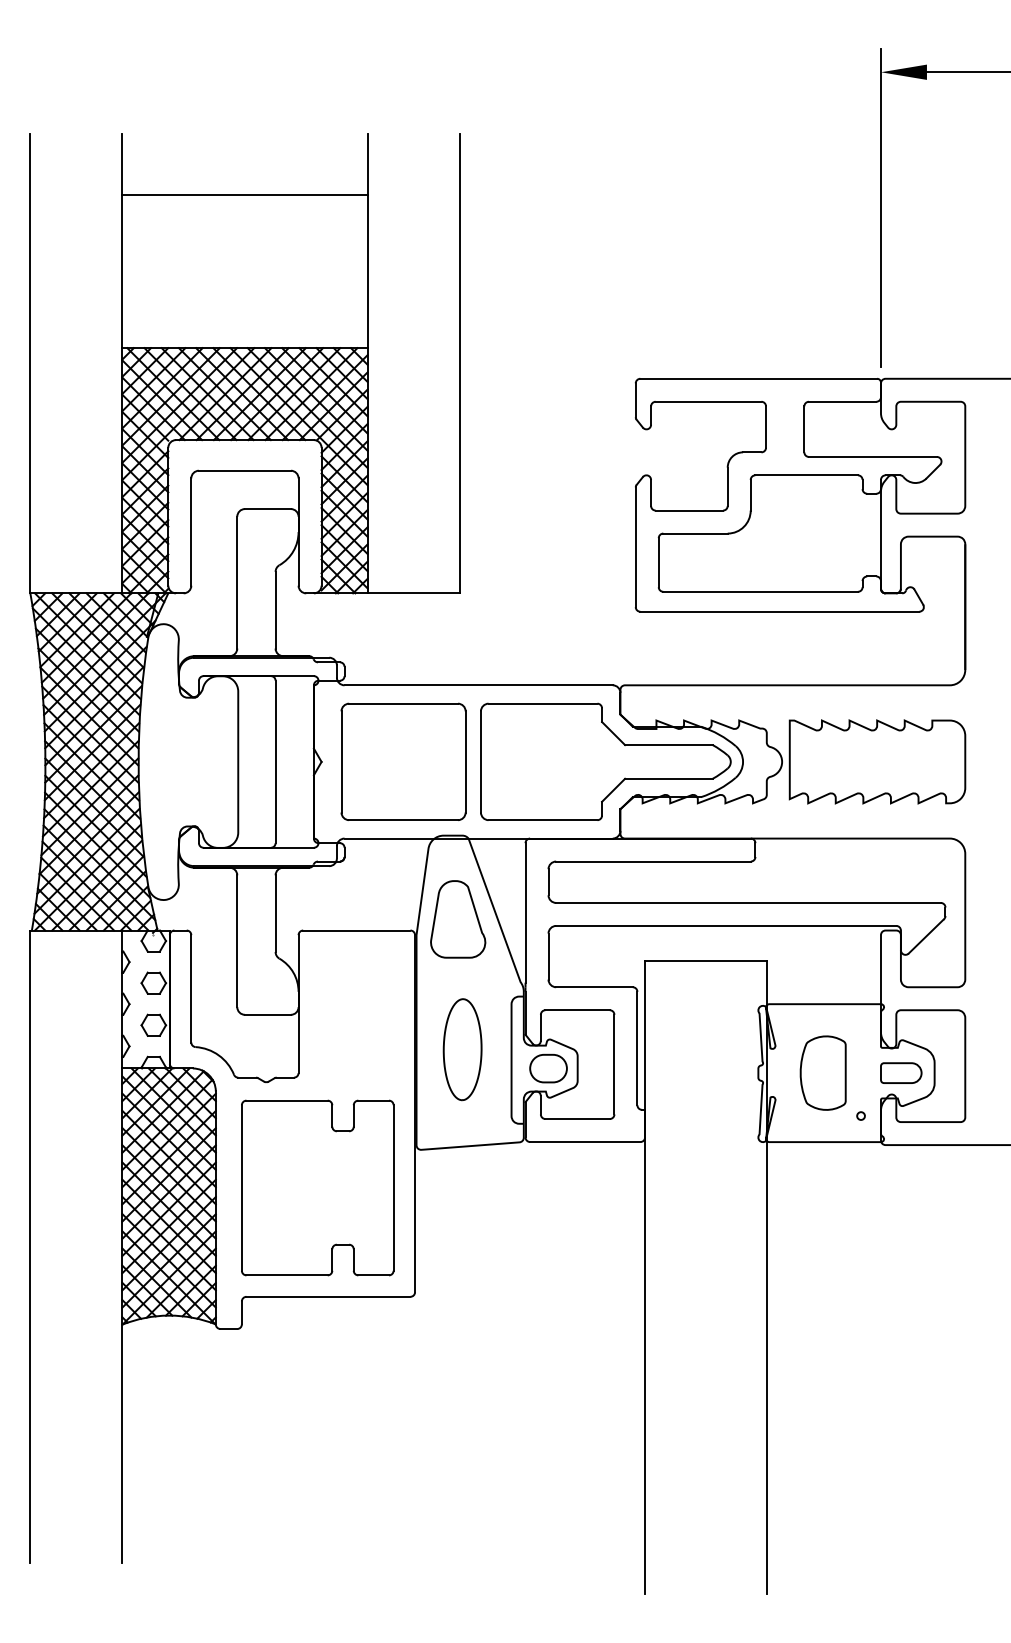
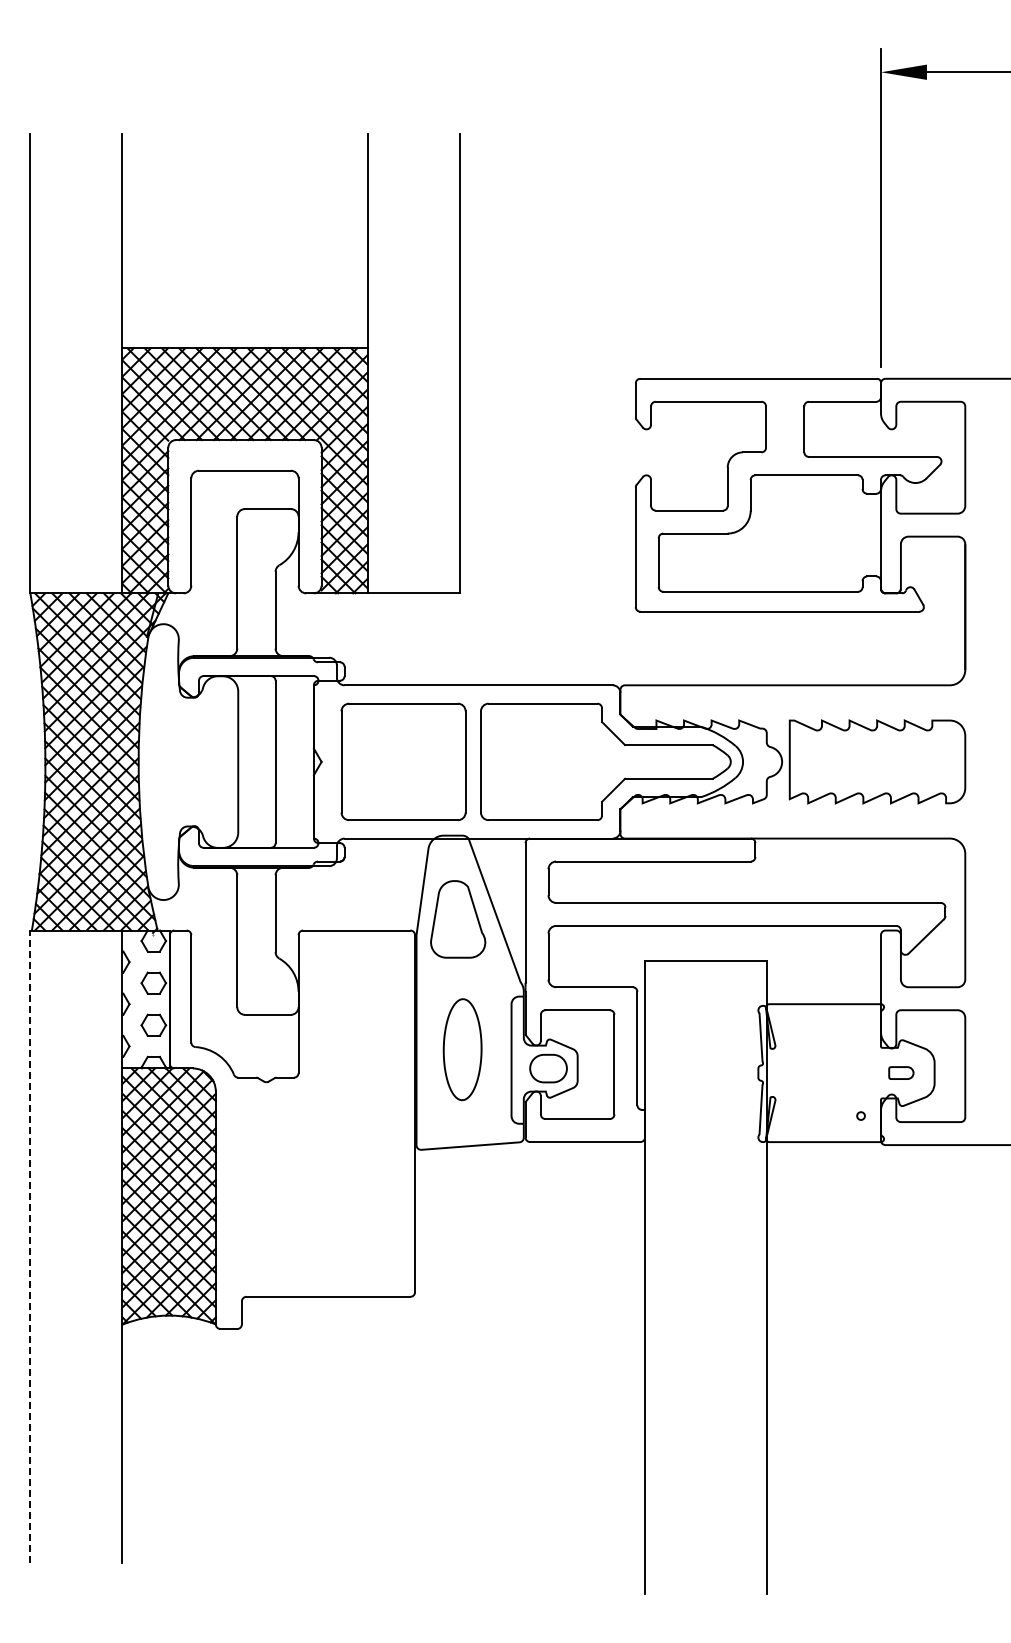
line: present -> none (244, 194)
part: present -> none (822, 1072)
part size: 43x22 px -> 27x14 px (901, 1072)
part: present -> none (317, 1187)
line: solid -> dashed (30, 1246)
